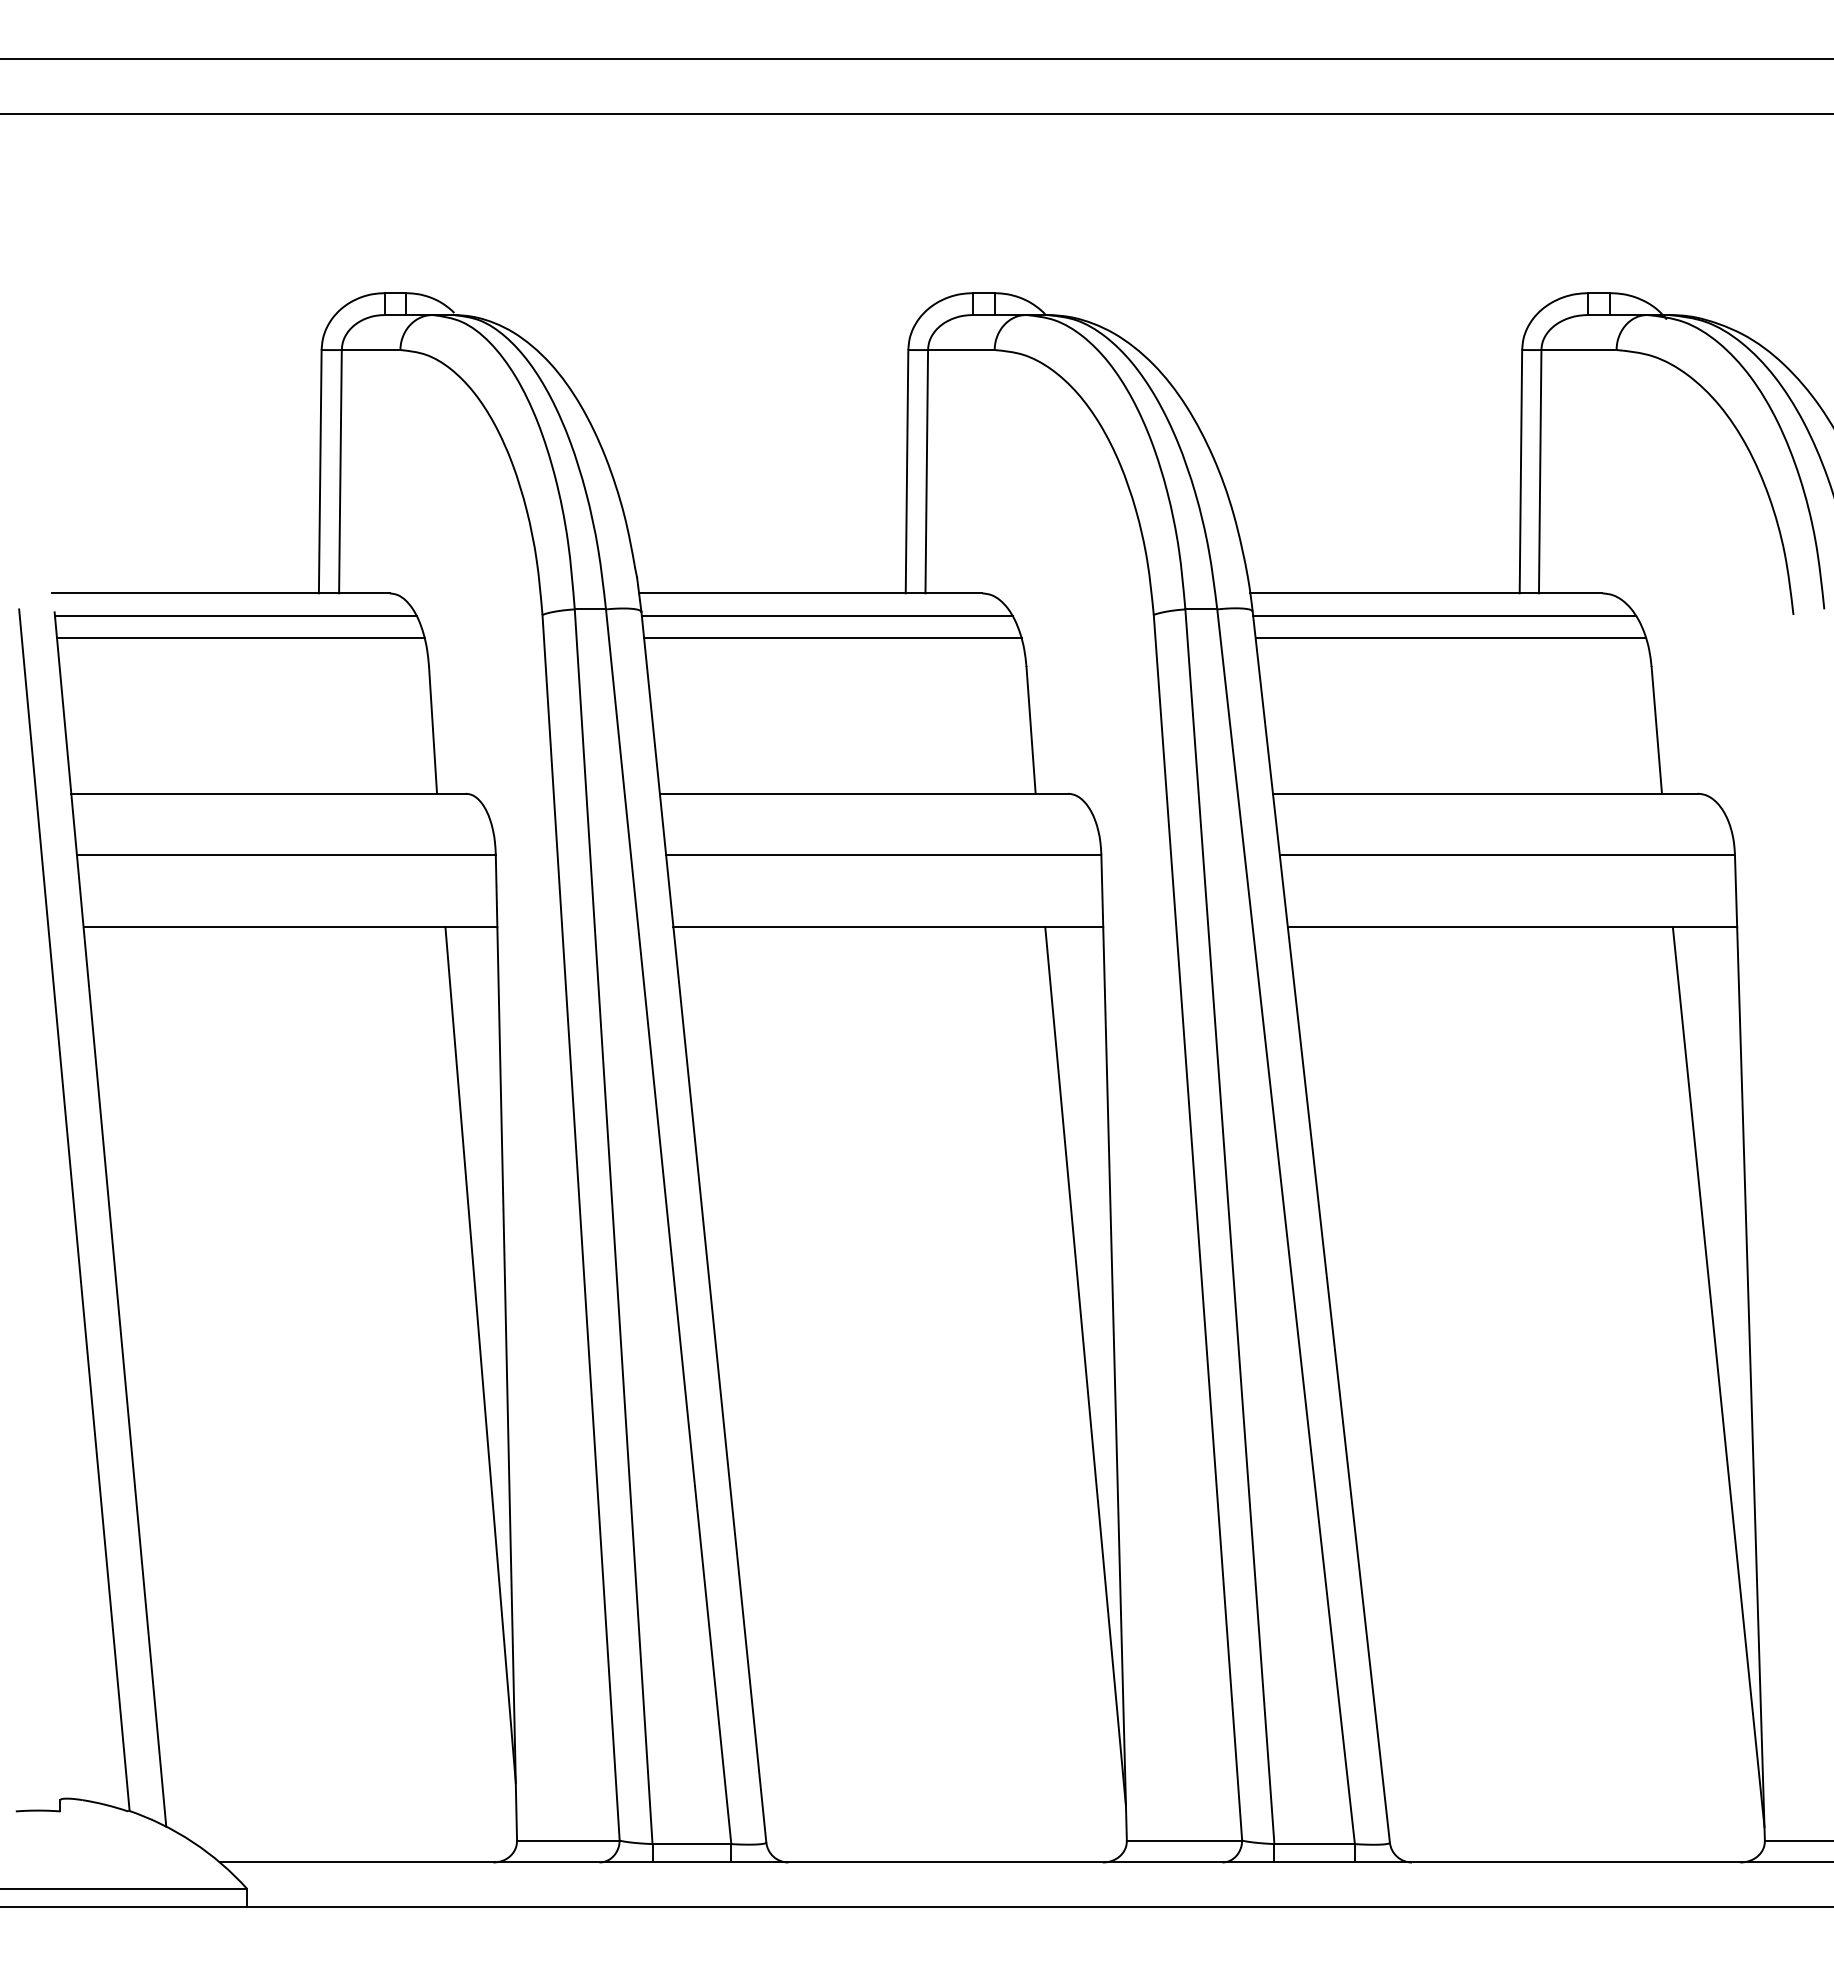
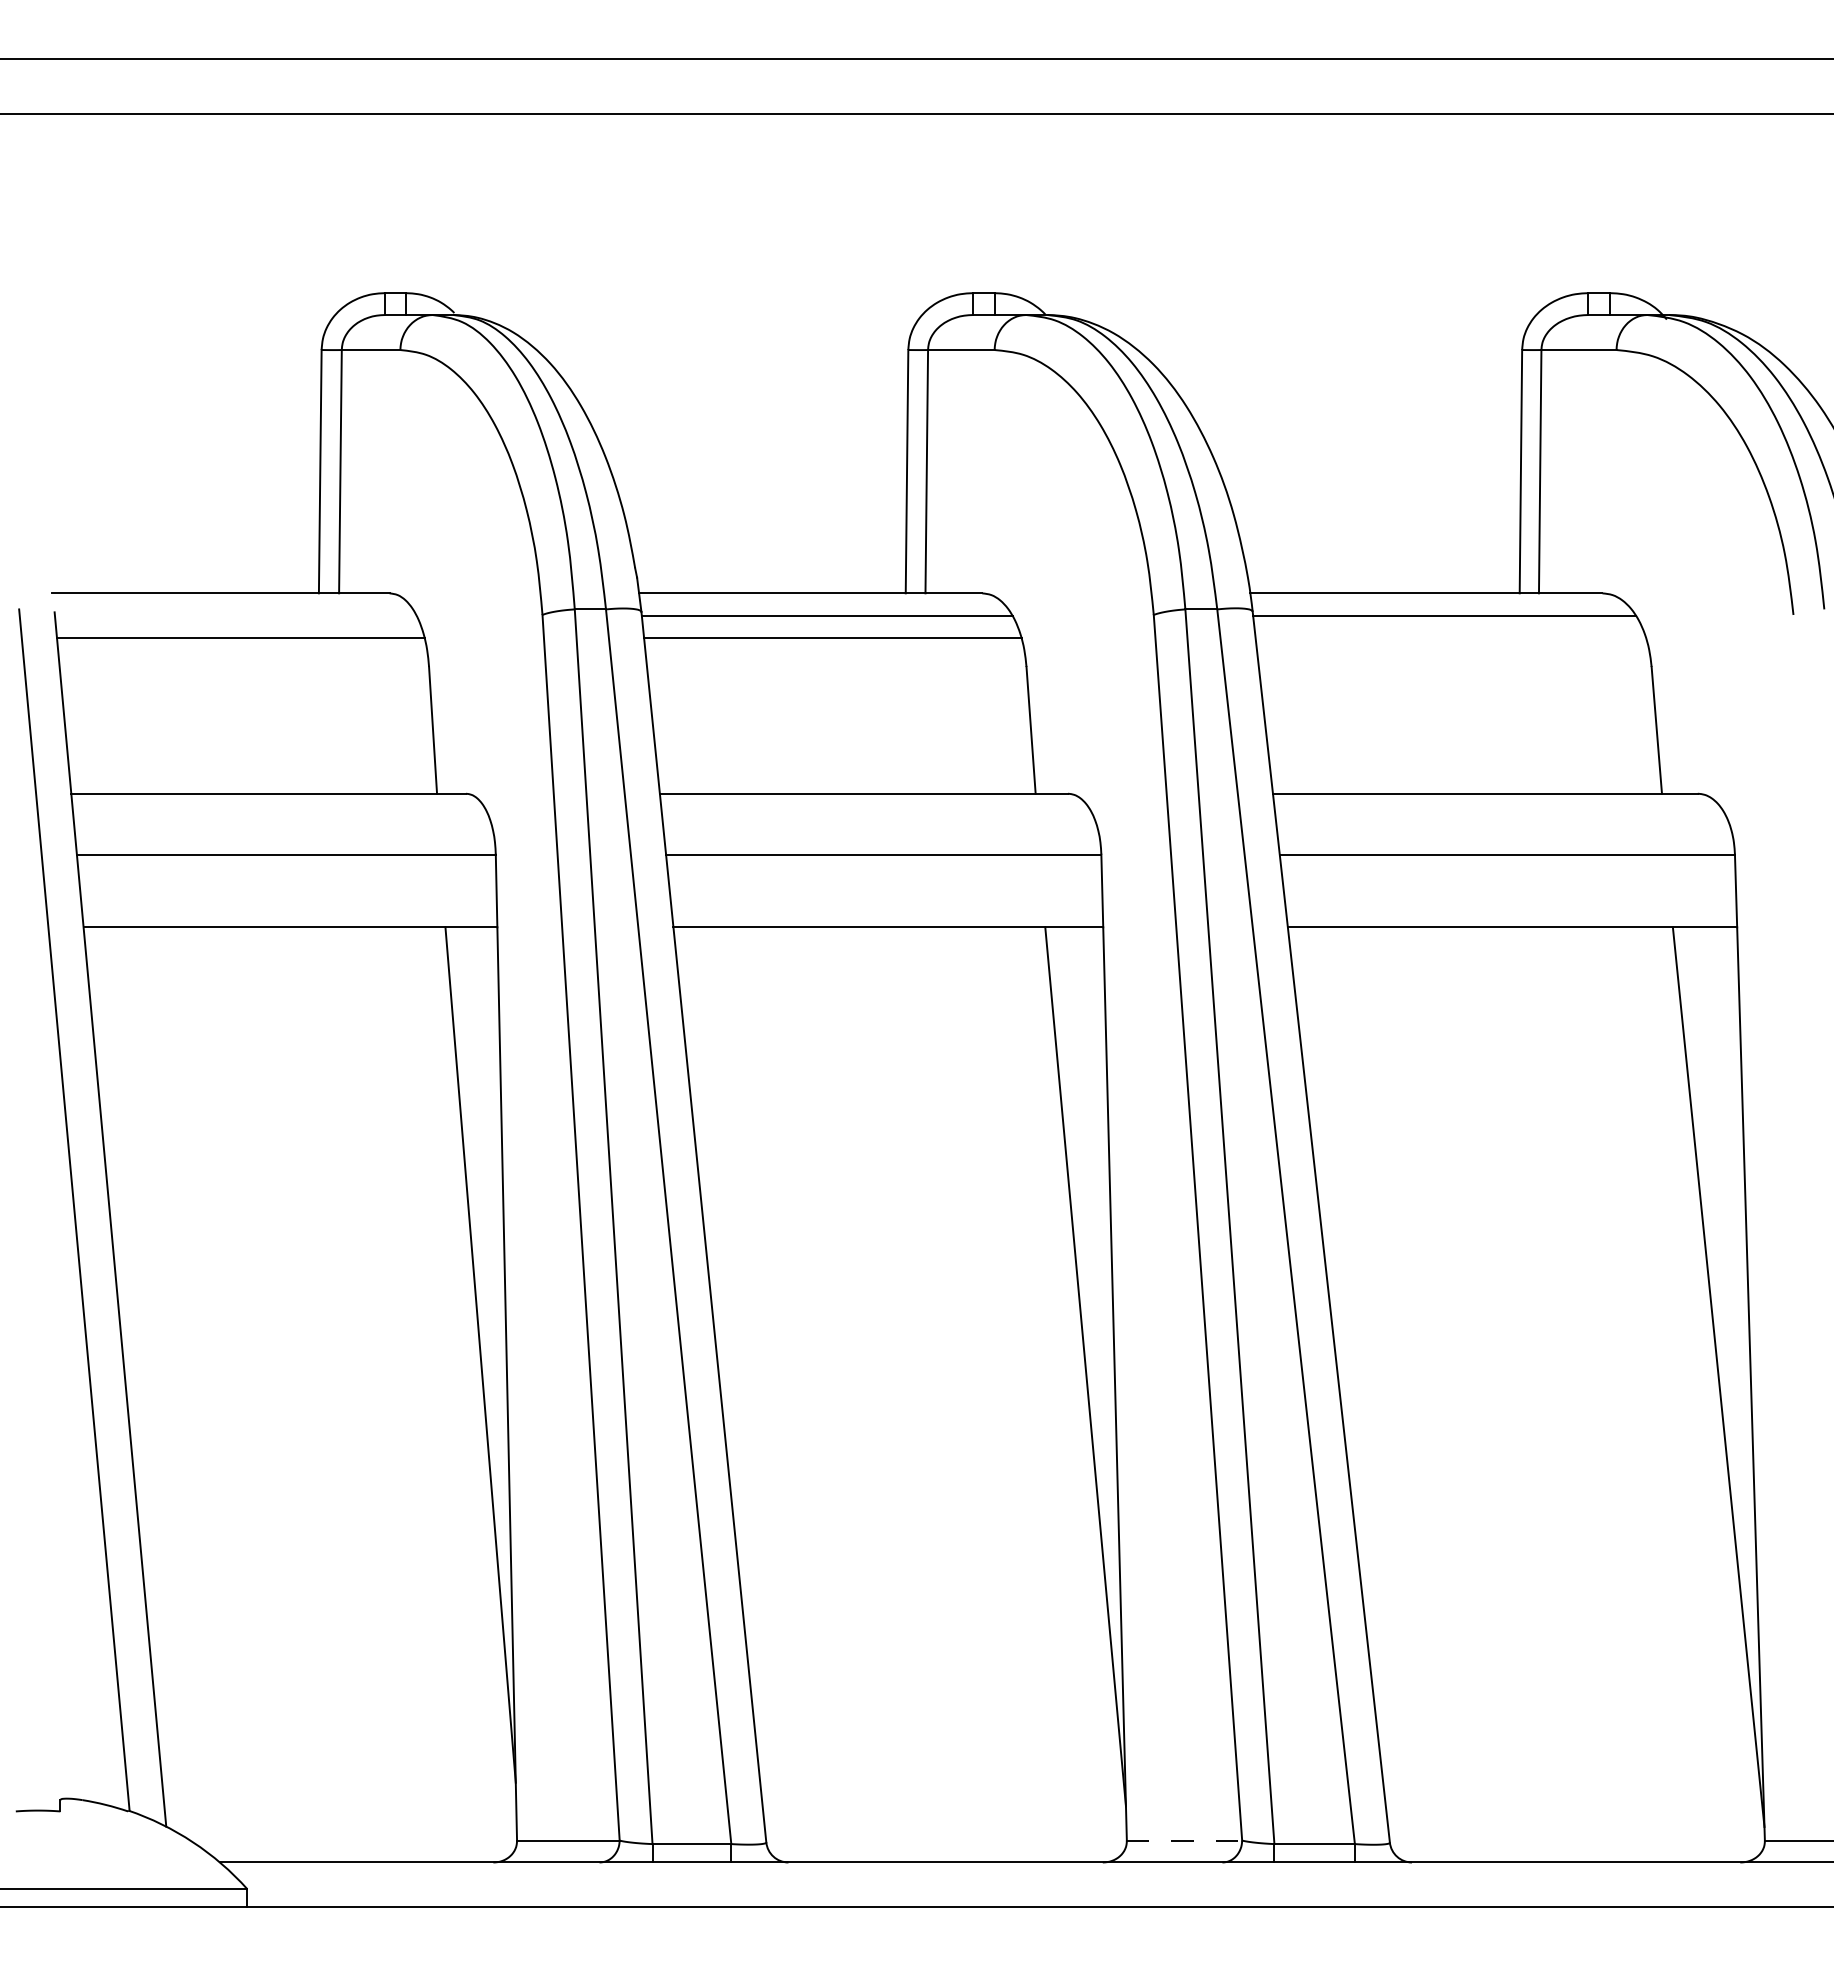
line: present -> none (235, 615)
line: present -> none (1450, 637)
line: solid -> dashed (1184, 1840)
